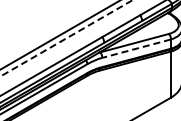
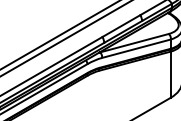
line: dashed -> solid (66, 38)
line: dashed -> solid (136, 48)
